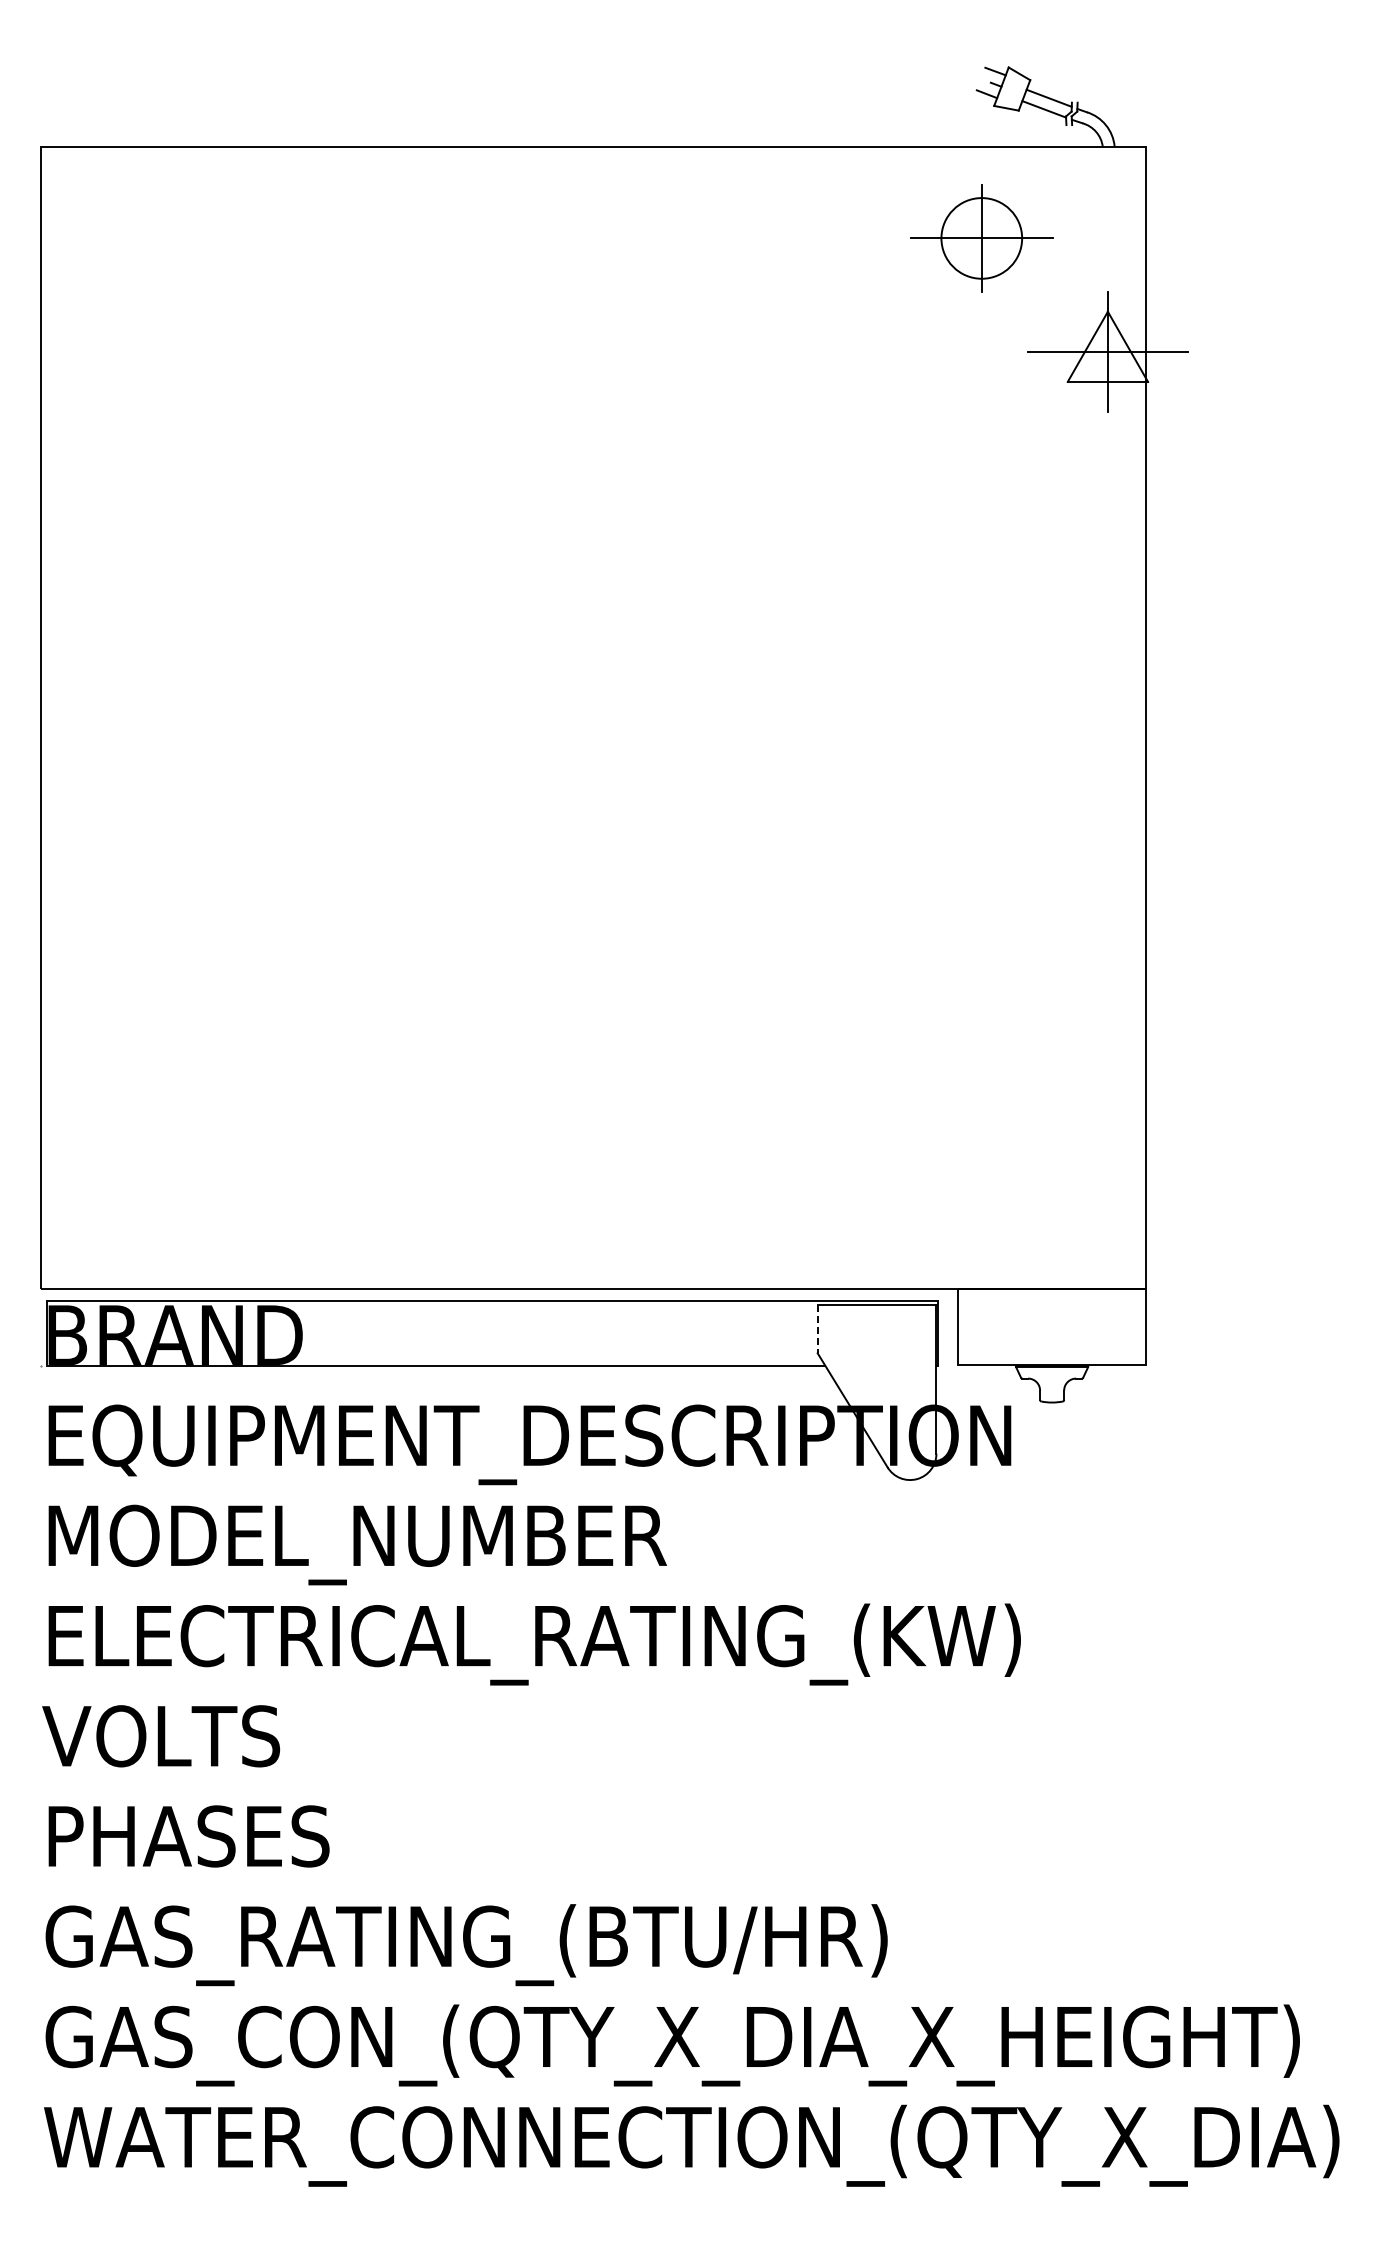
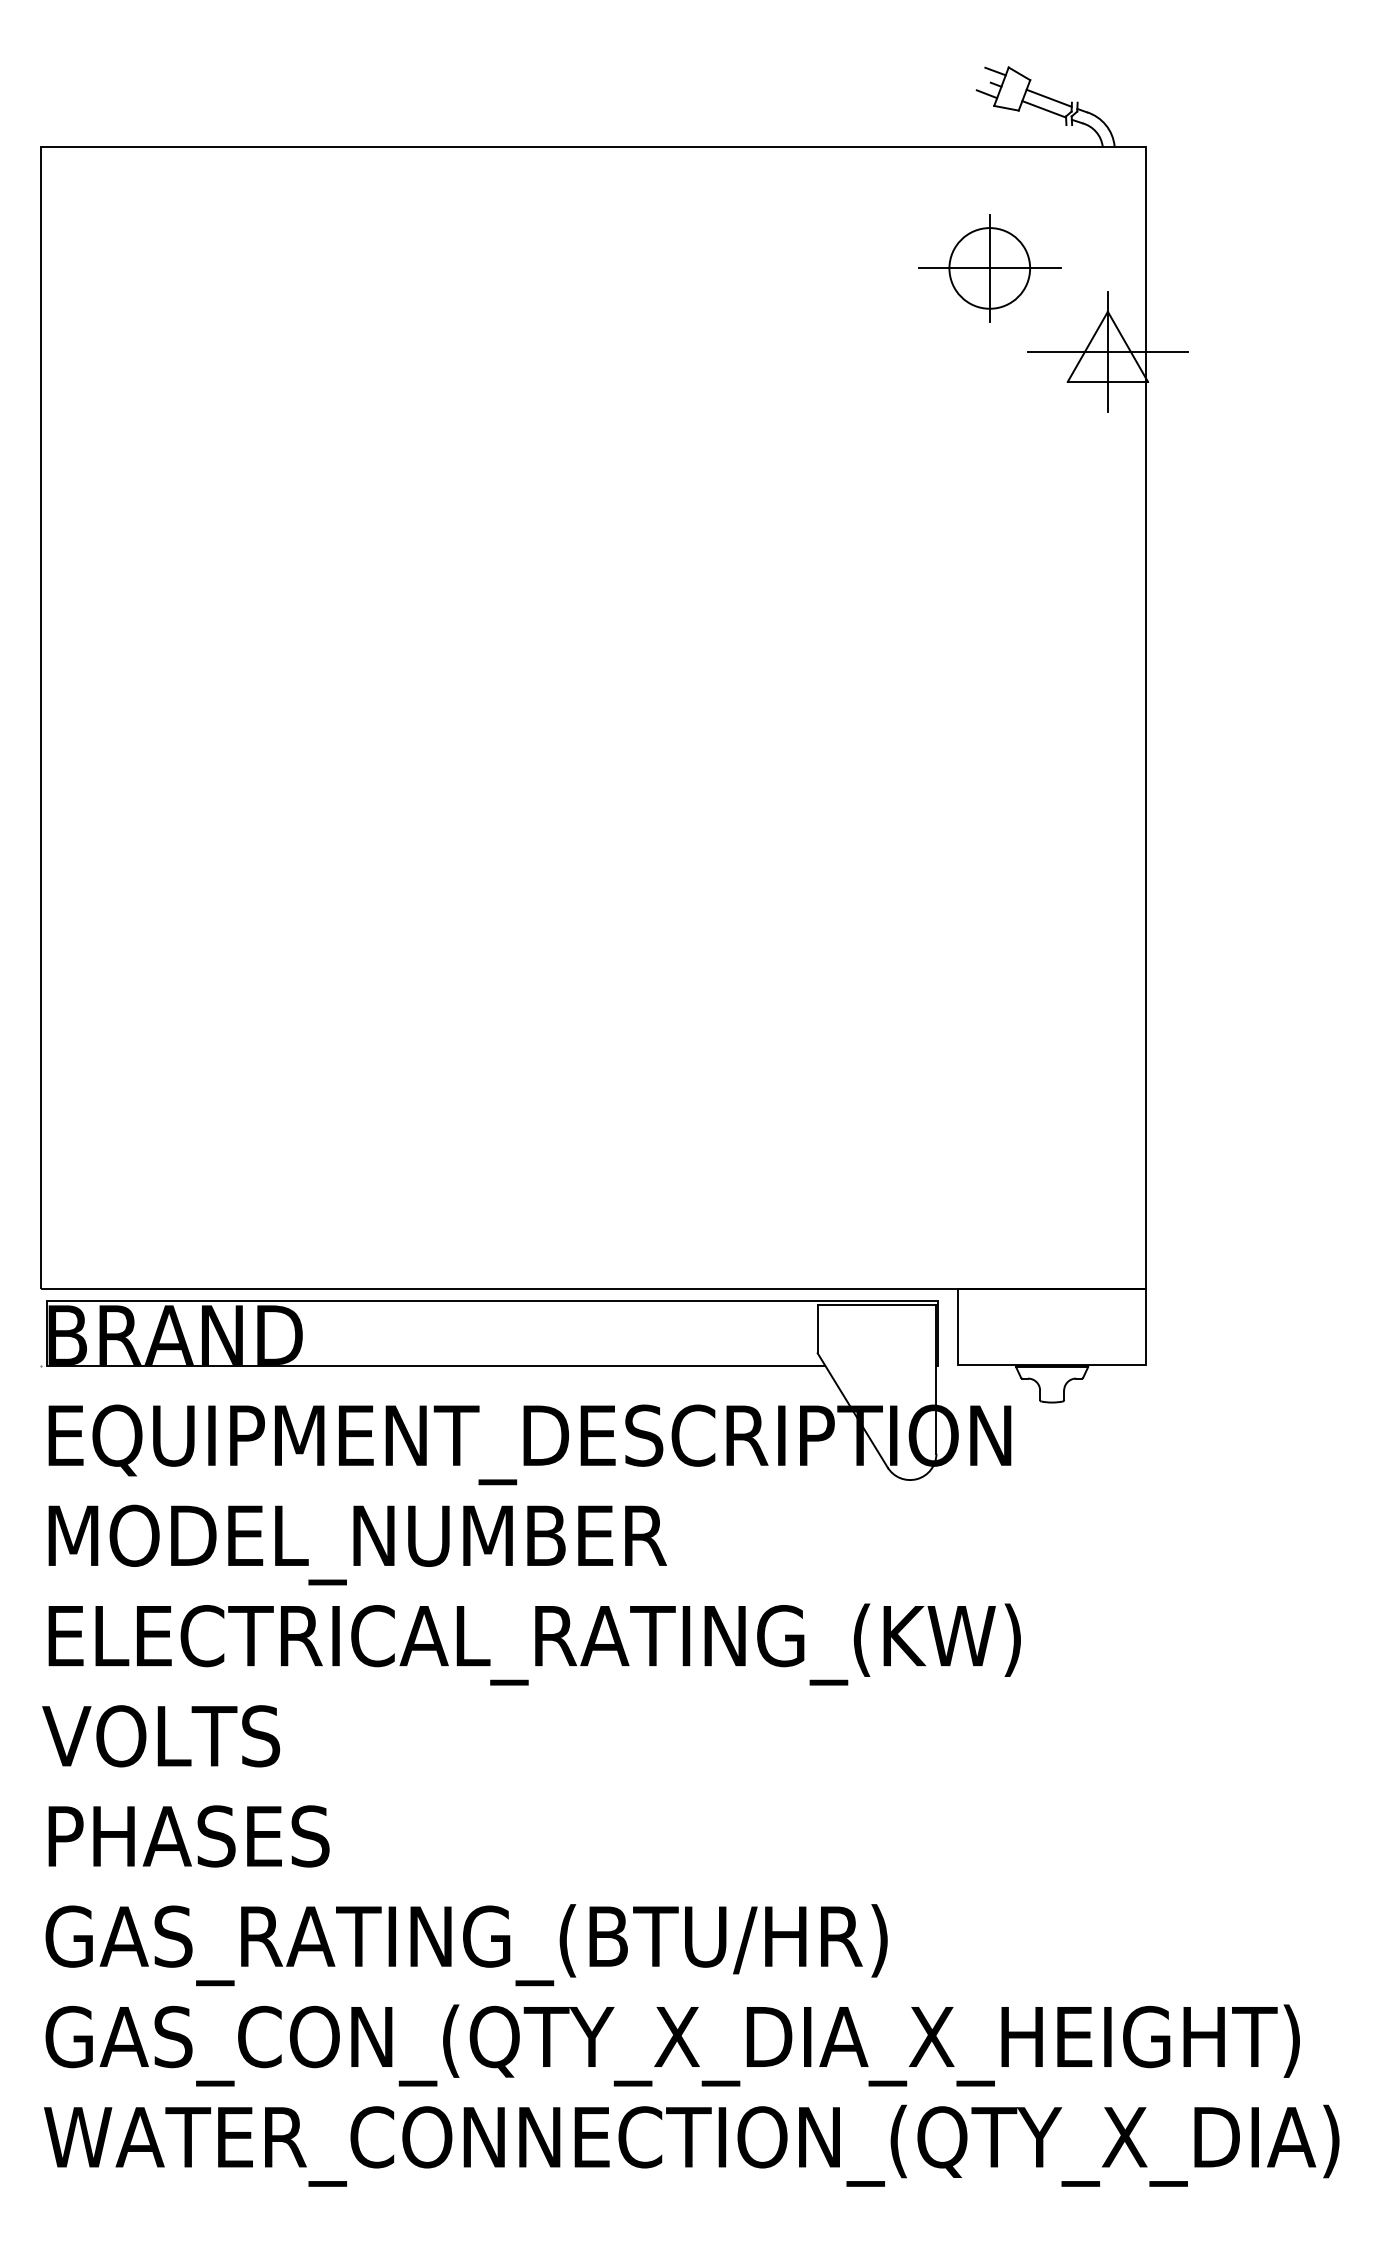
part position: (981, 238) -> (989, 268) (989, 268)
line: dashed -> solid (817, 1329)
